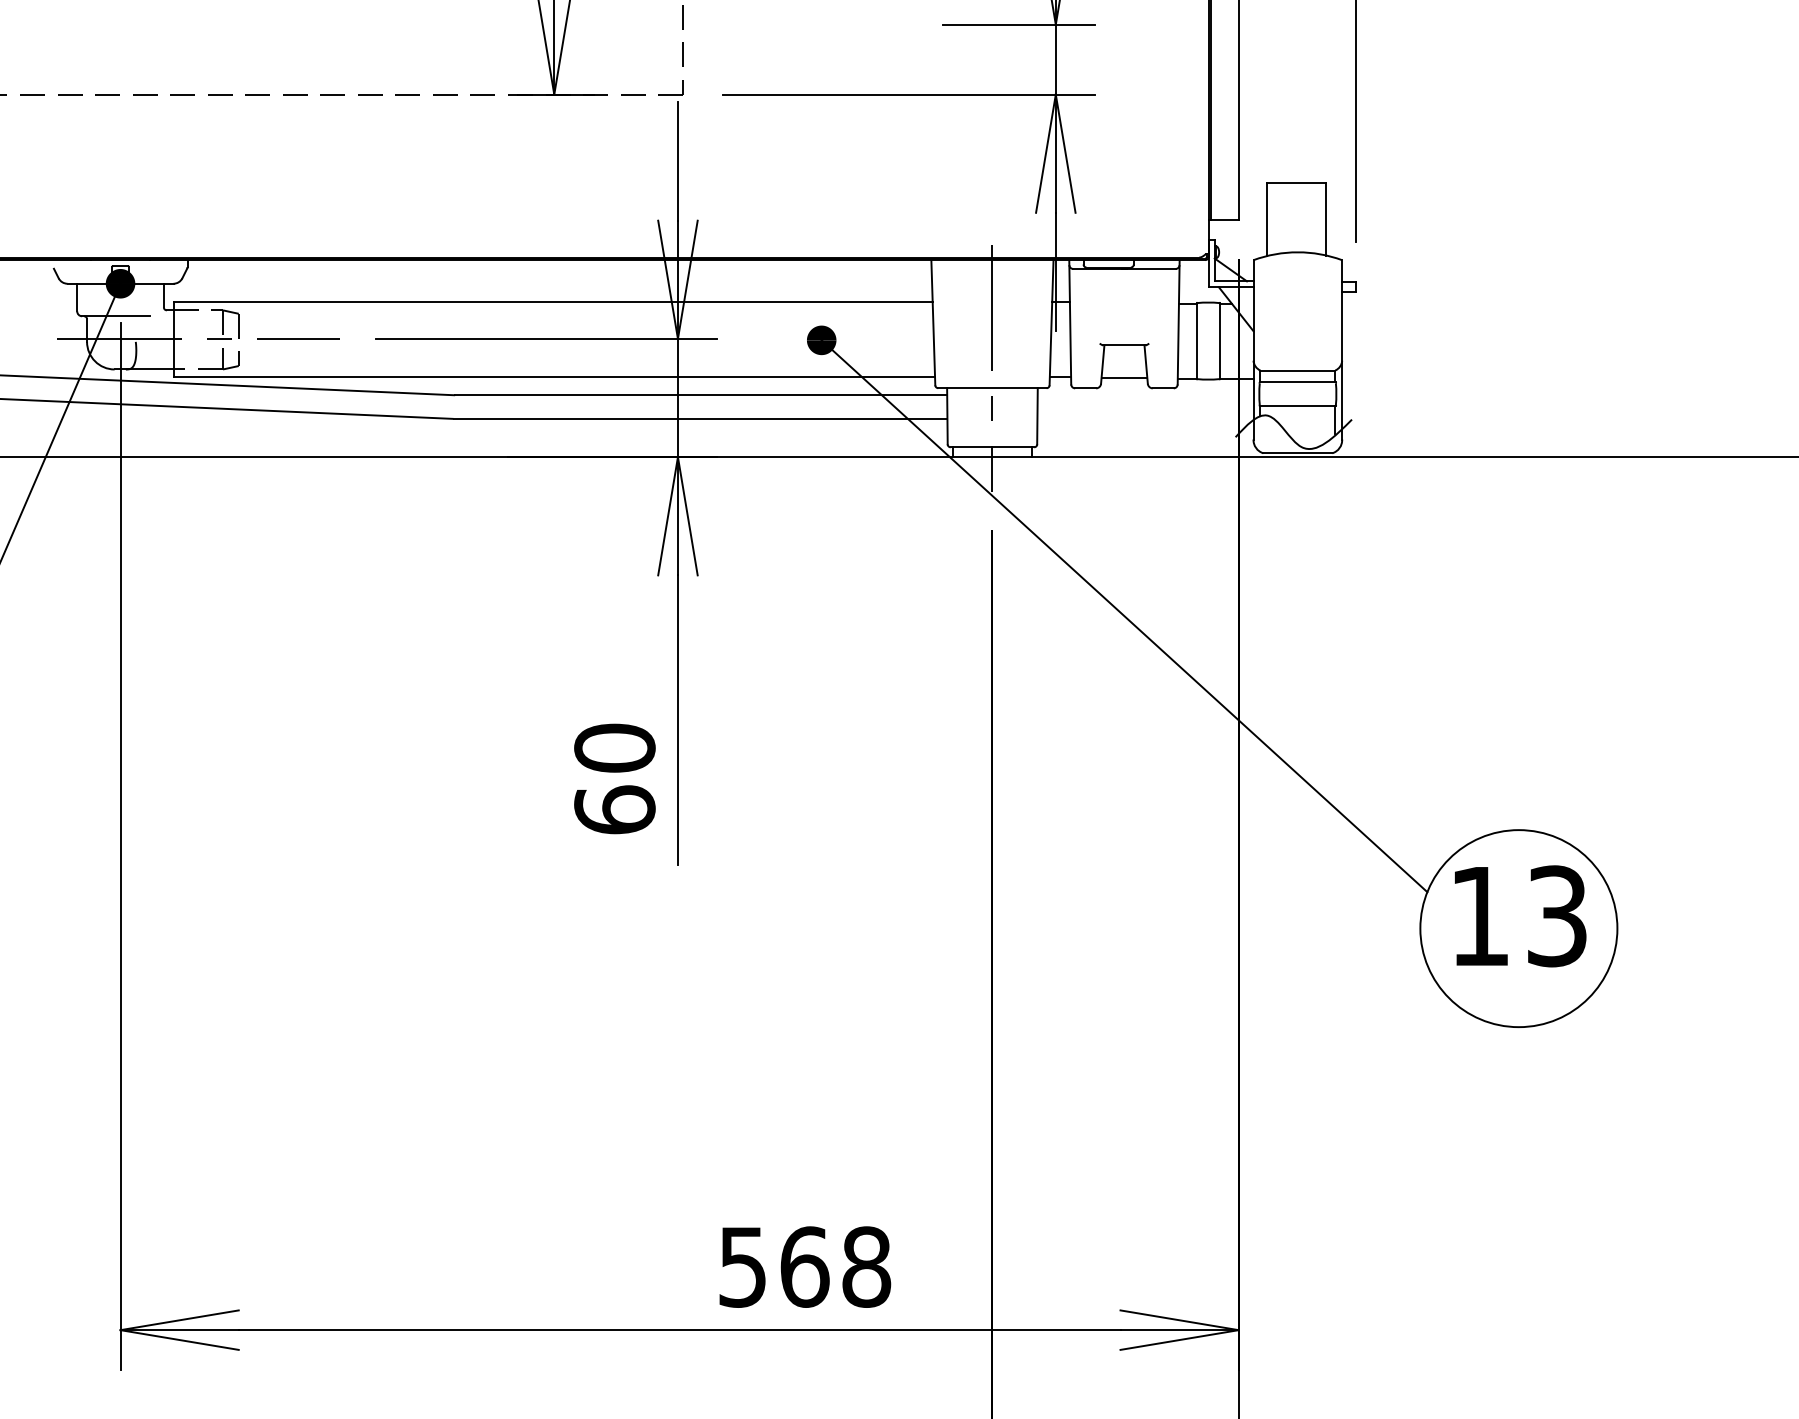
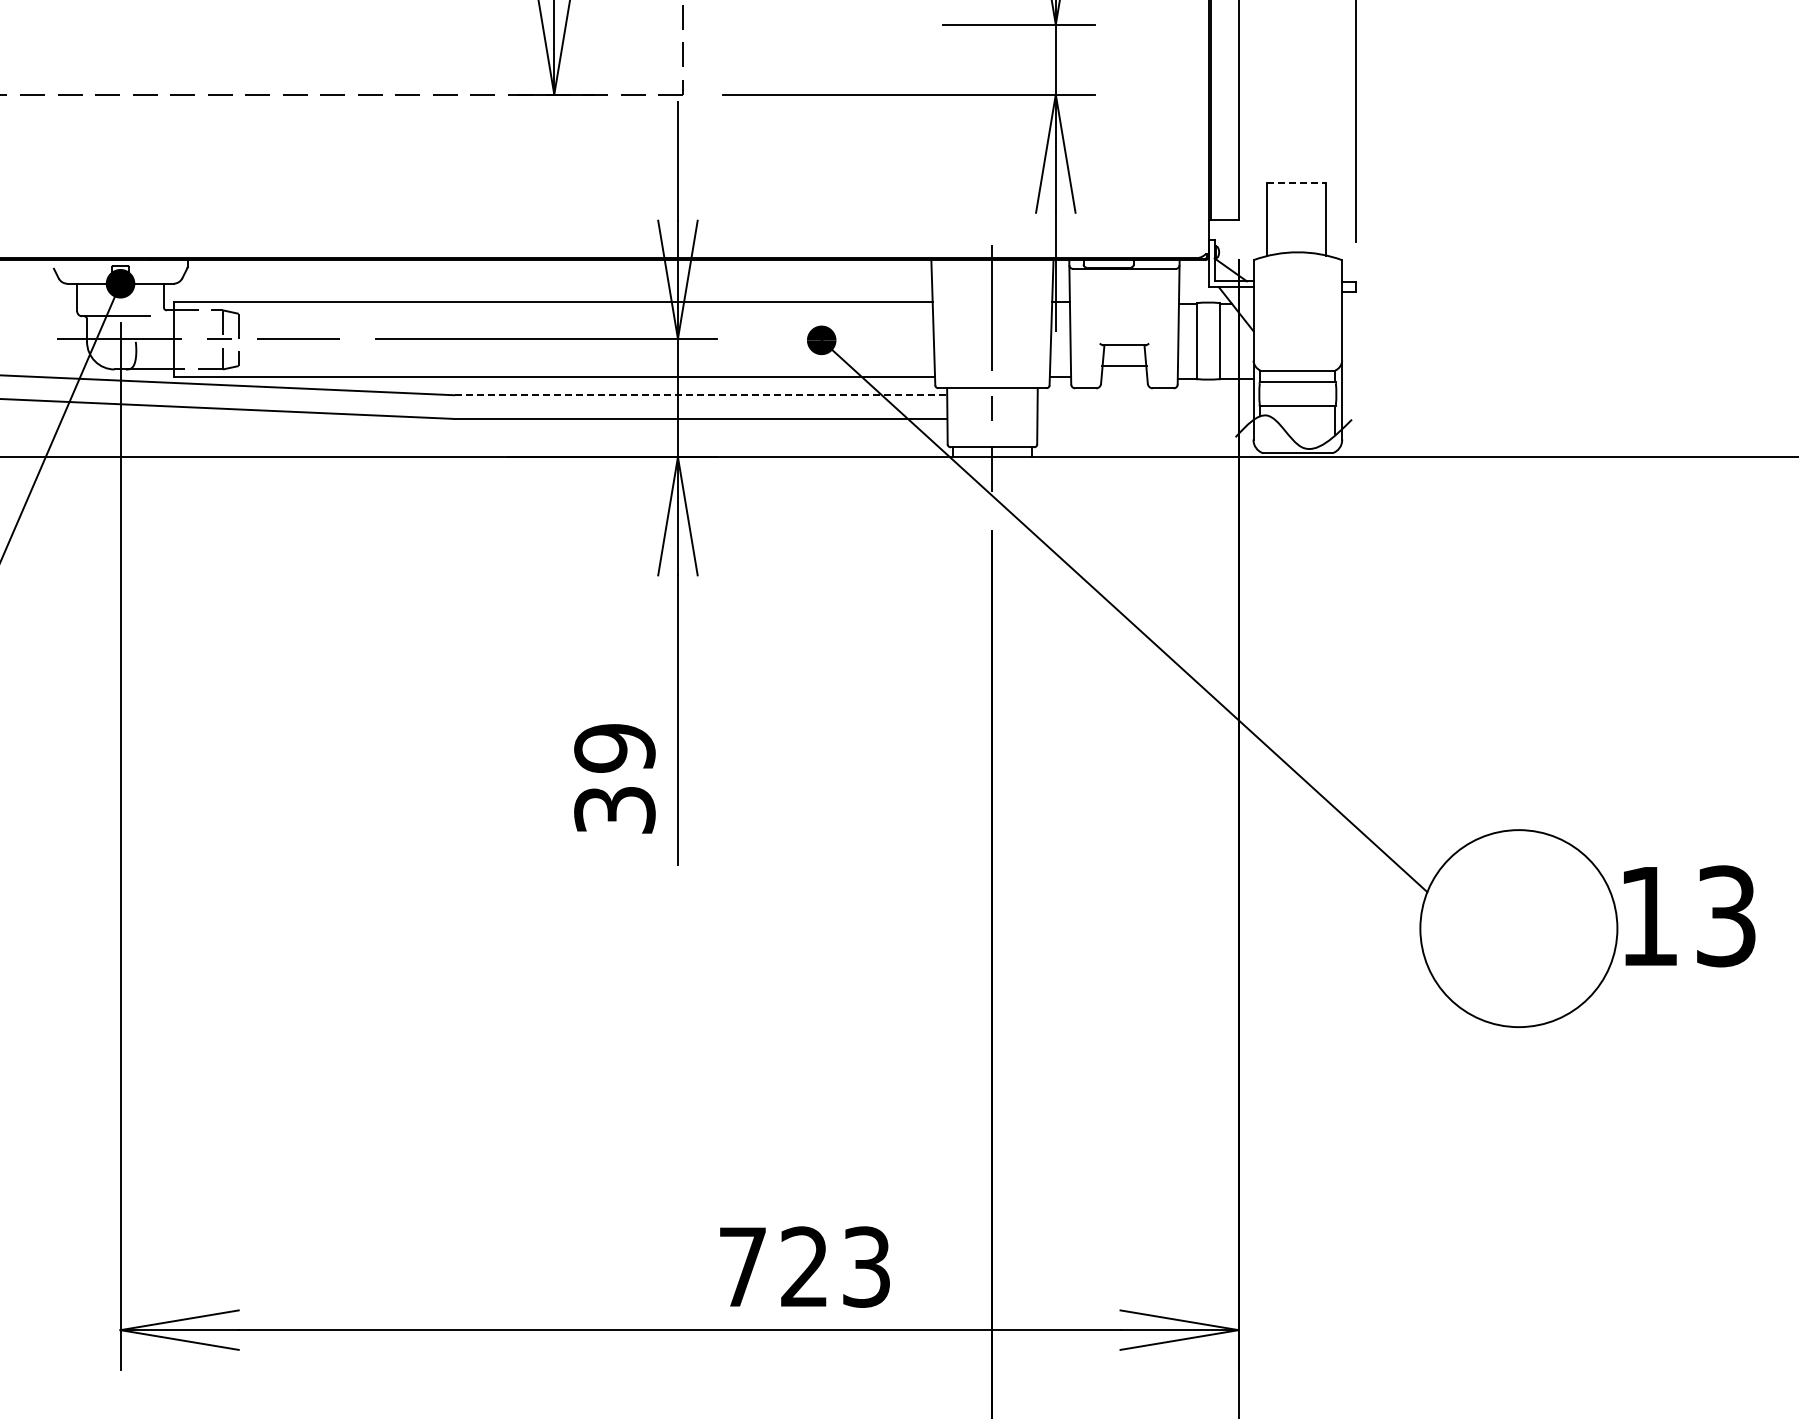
line: solid -> dashed (1296, 183)
line position: (1124, 378) -> (1124, 366) (1124, 366)
line: solid -> dashed (701, 395)
text: 60 -> 39 (614, 778)
text position: (1520, 916) -> (1689, 916) (1689, 916)
text: 568 -> 723 (805, 1266)
